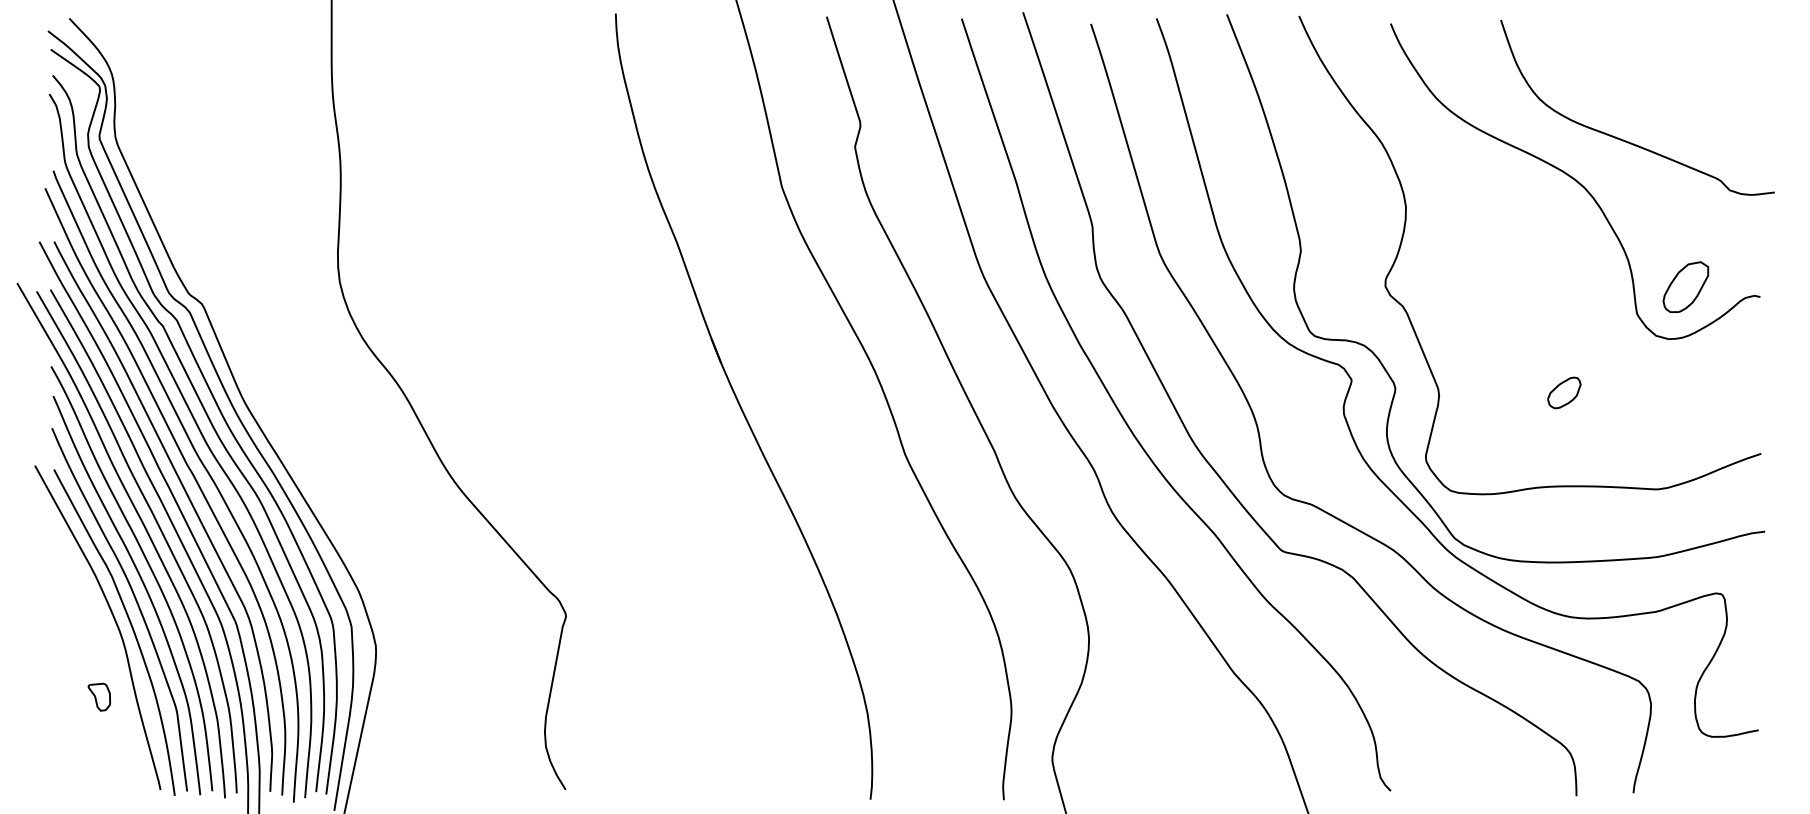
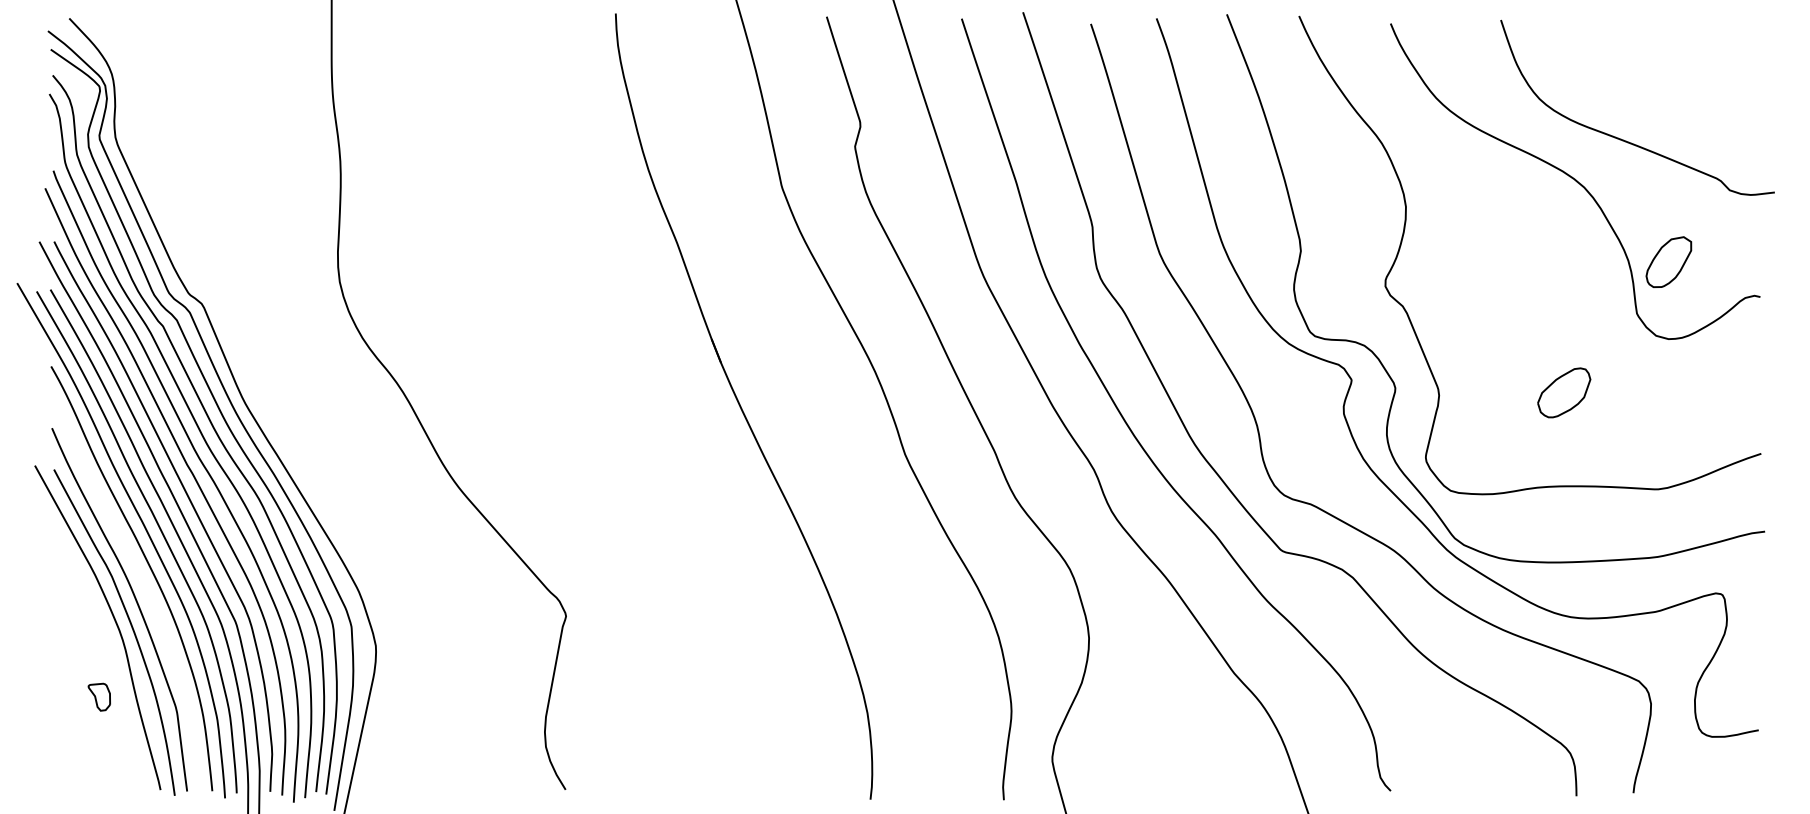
part position: (1685, 286) -> (1668, 261) (1668, 261)
part size: 35x34 px -> 55x52 px (1564, 392)
curve: present -> none (143, 586)
